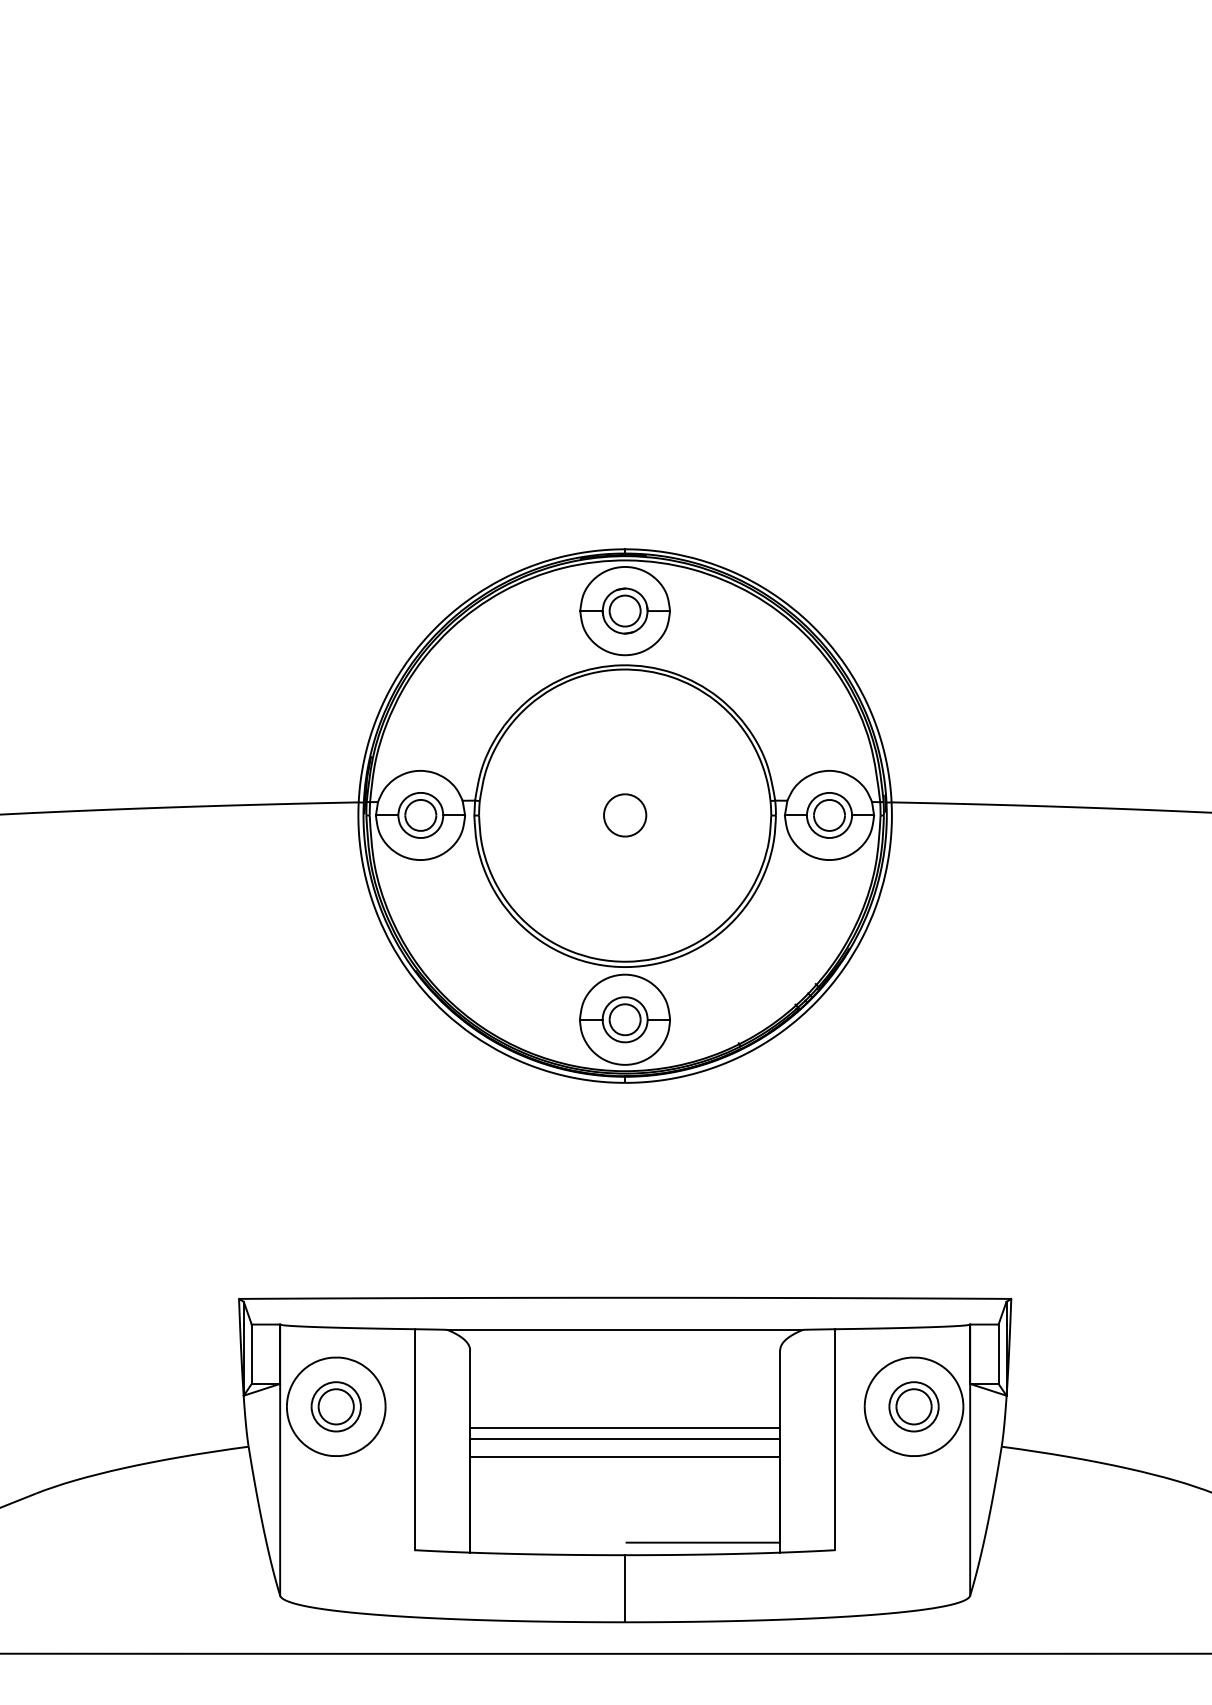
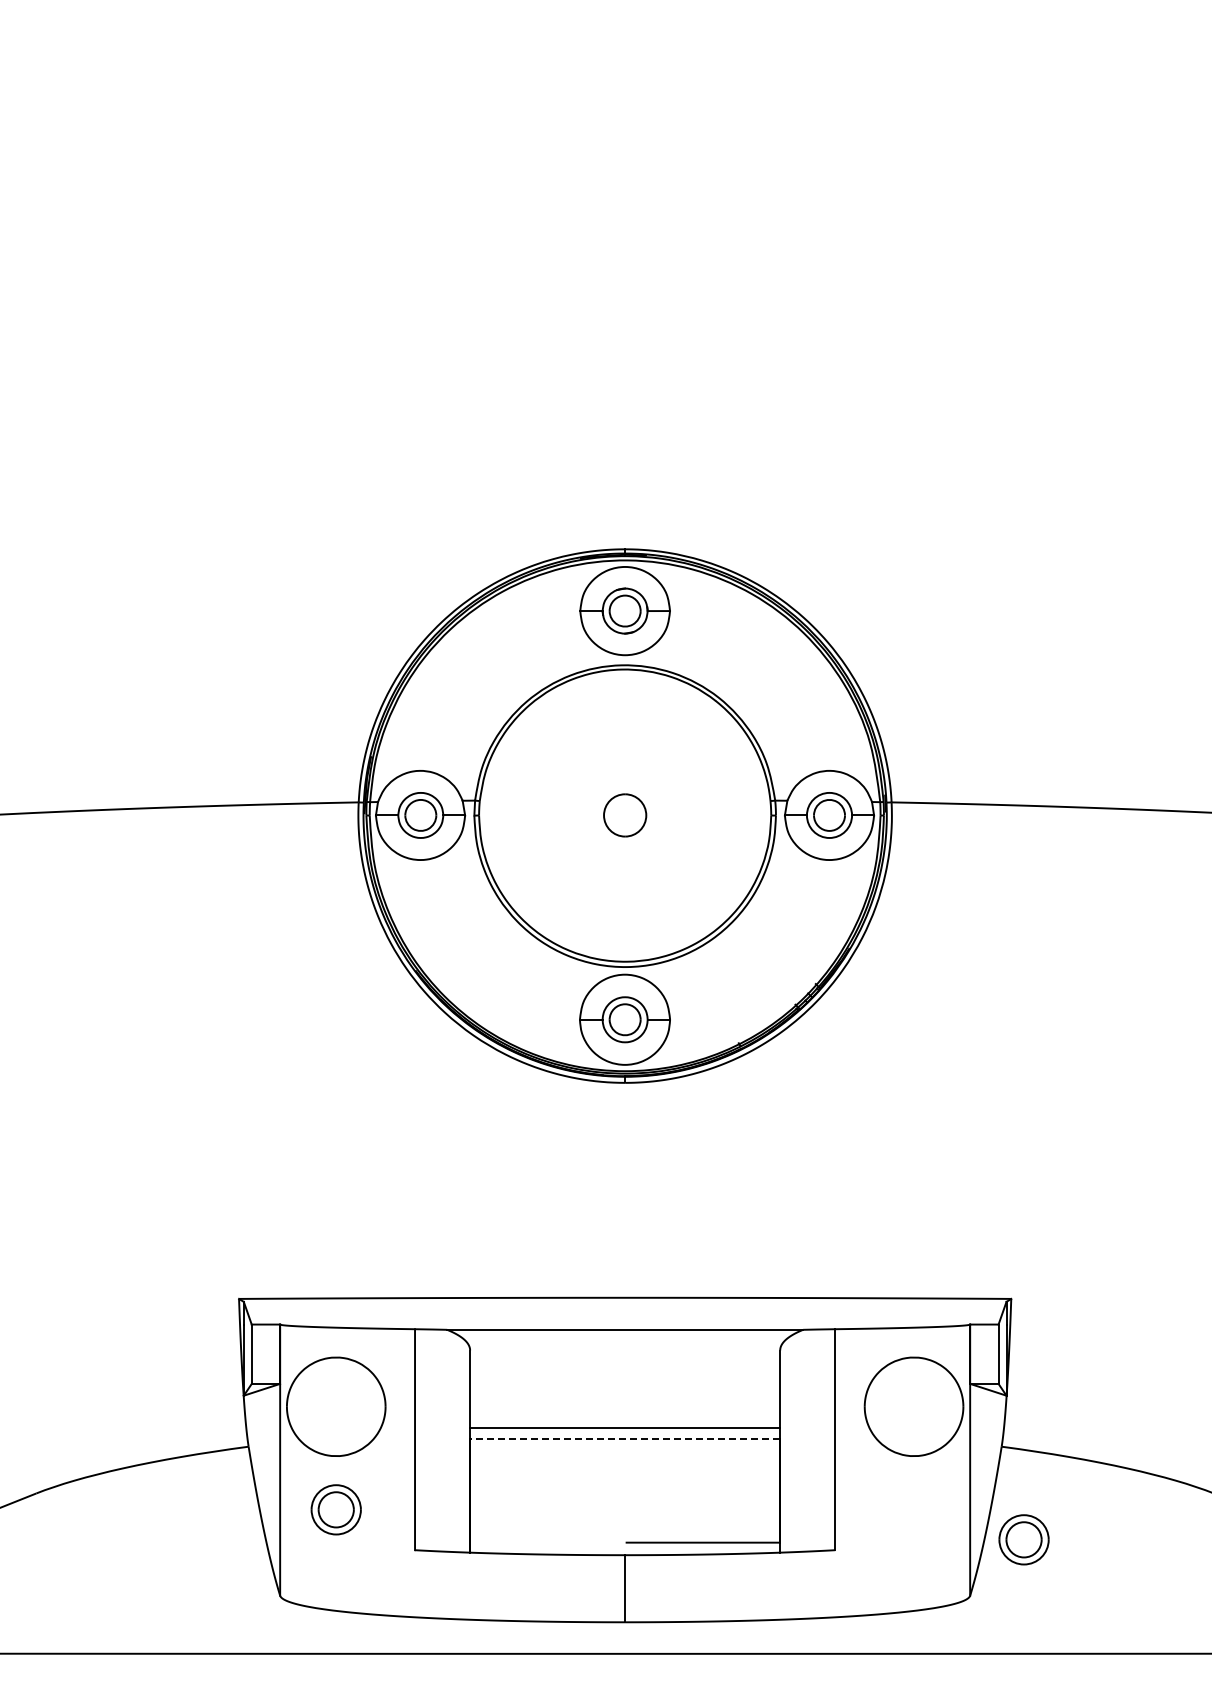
part position: (335, 1406) -> (335, 1509) (335, 1509)
part position: (913, 1406) -> (1023, 1539) (1023, 1539)
line: solid -> dashed (624, 1439)
line: present -> none (625, 1456)
